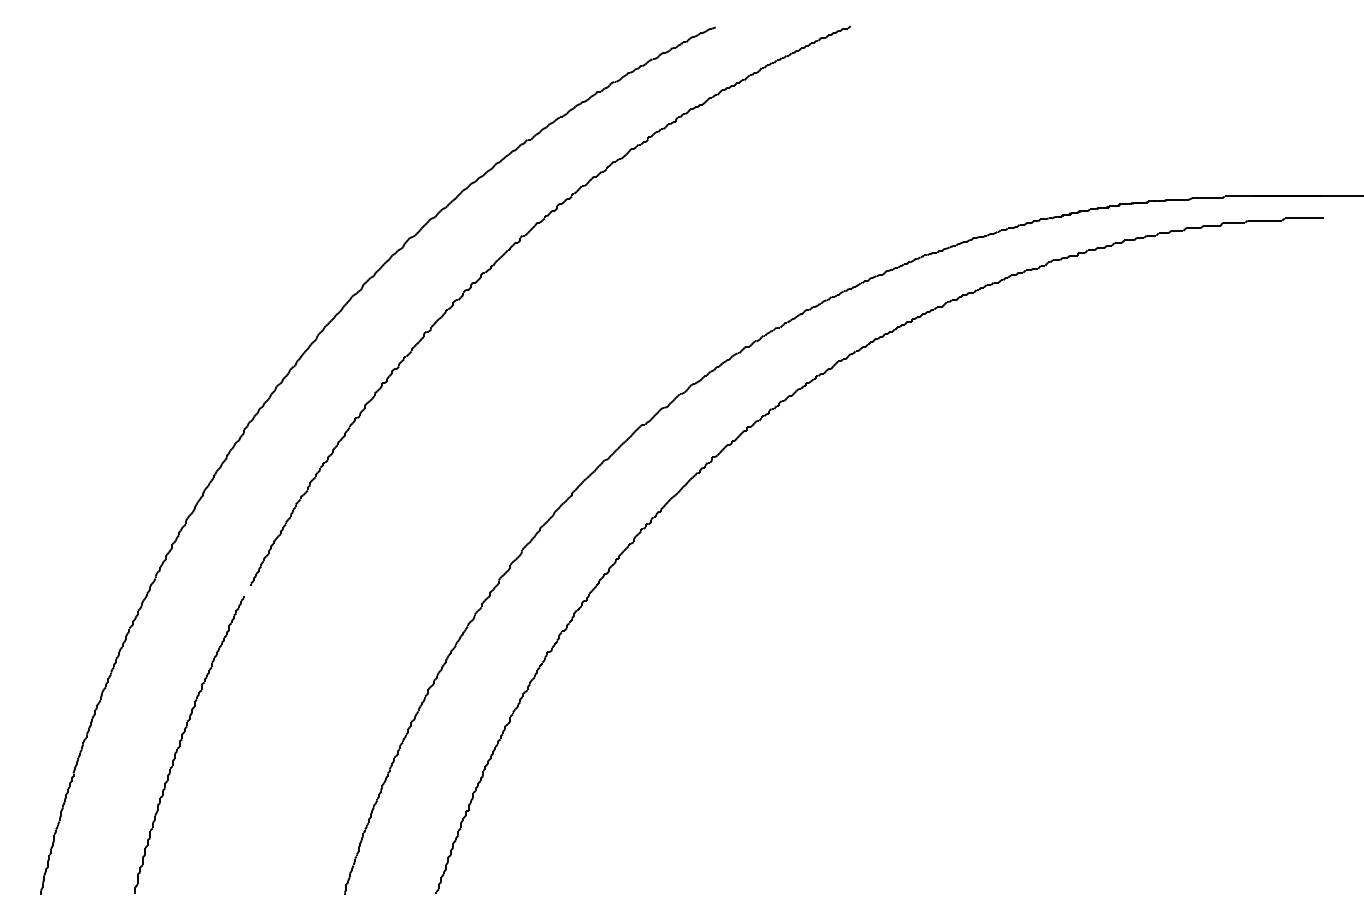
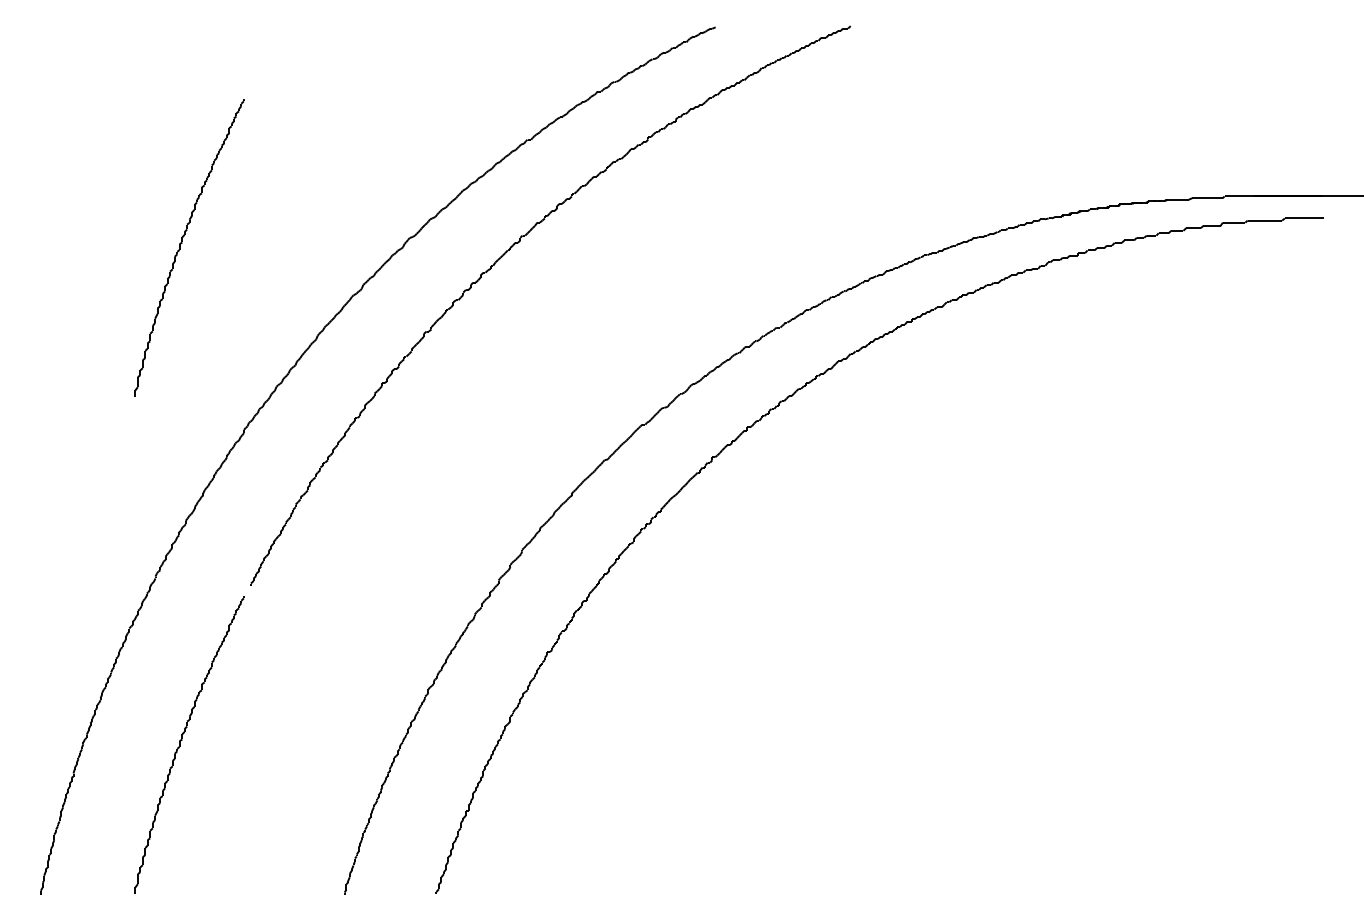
part: none -> present (182, 243)
